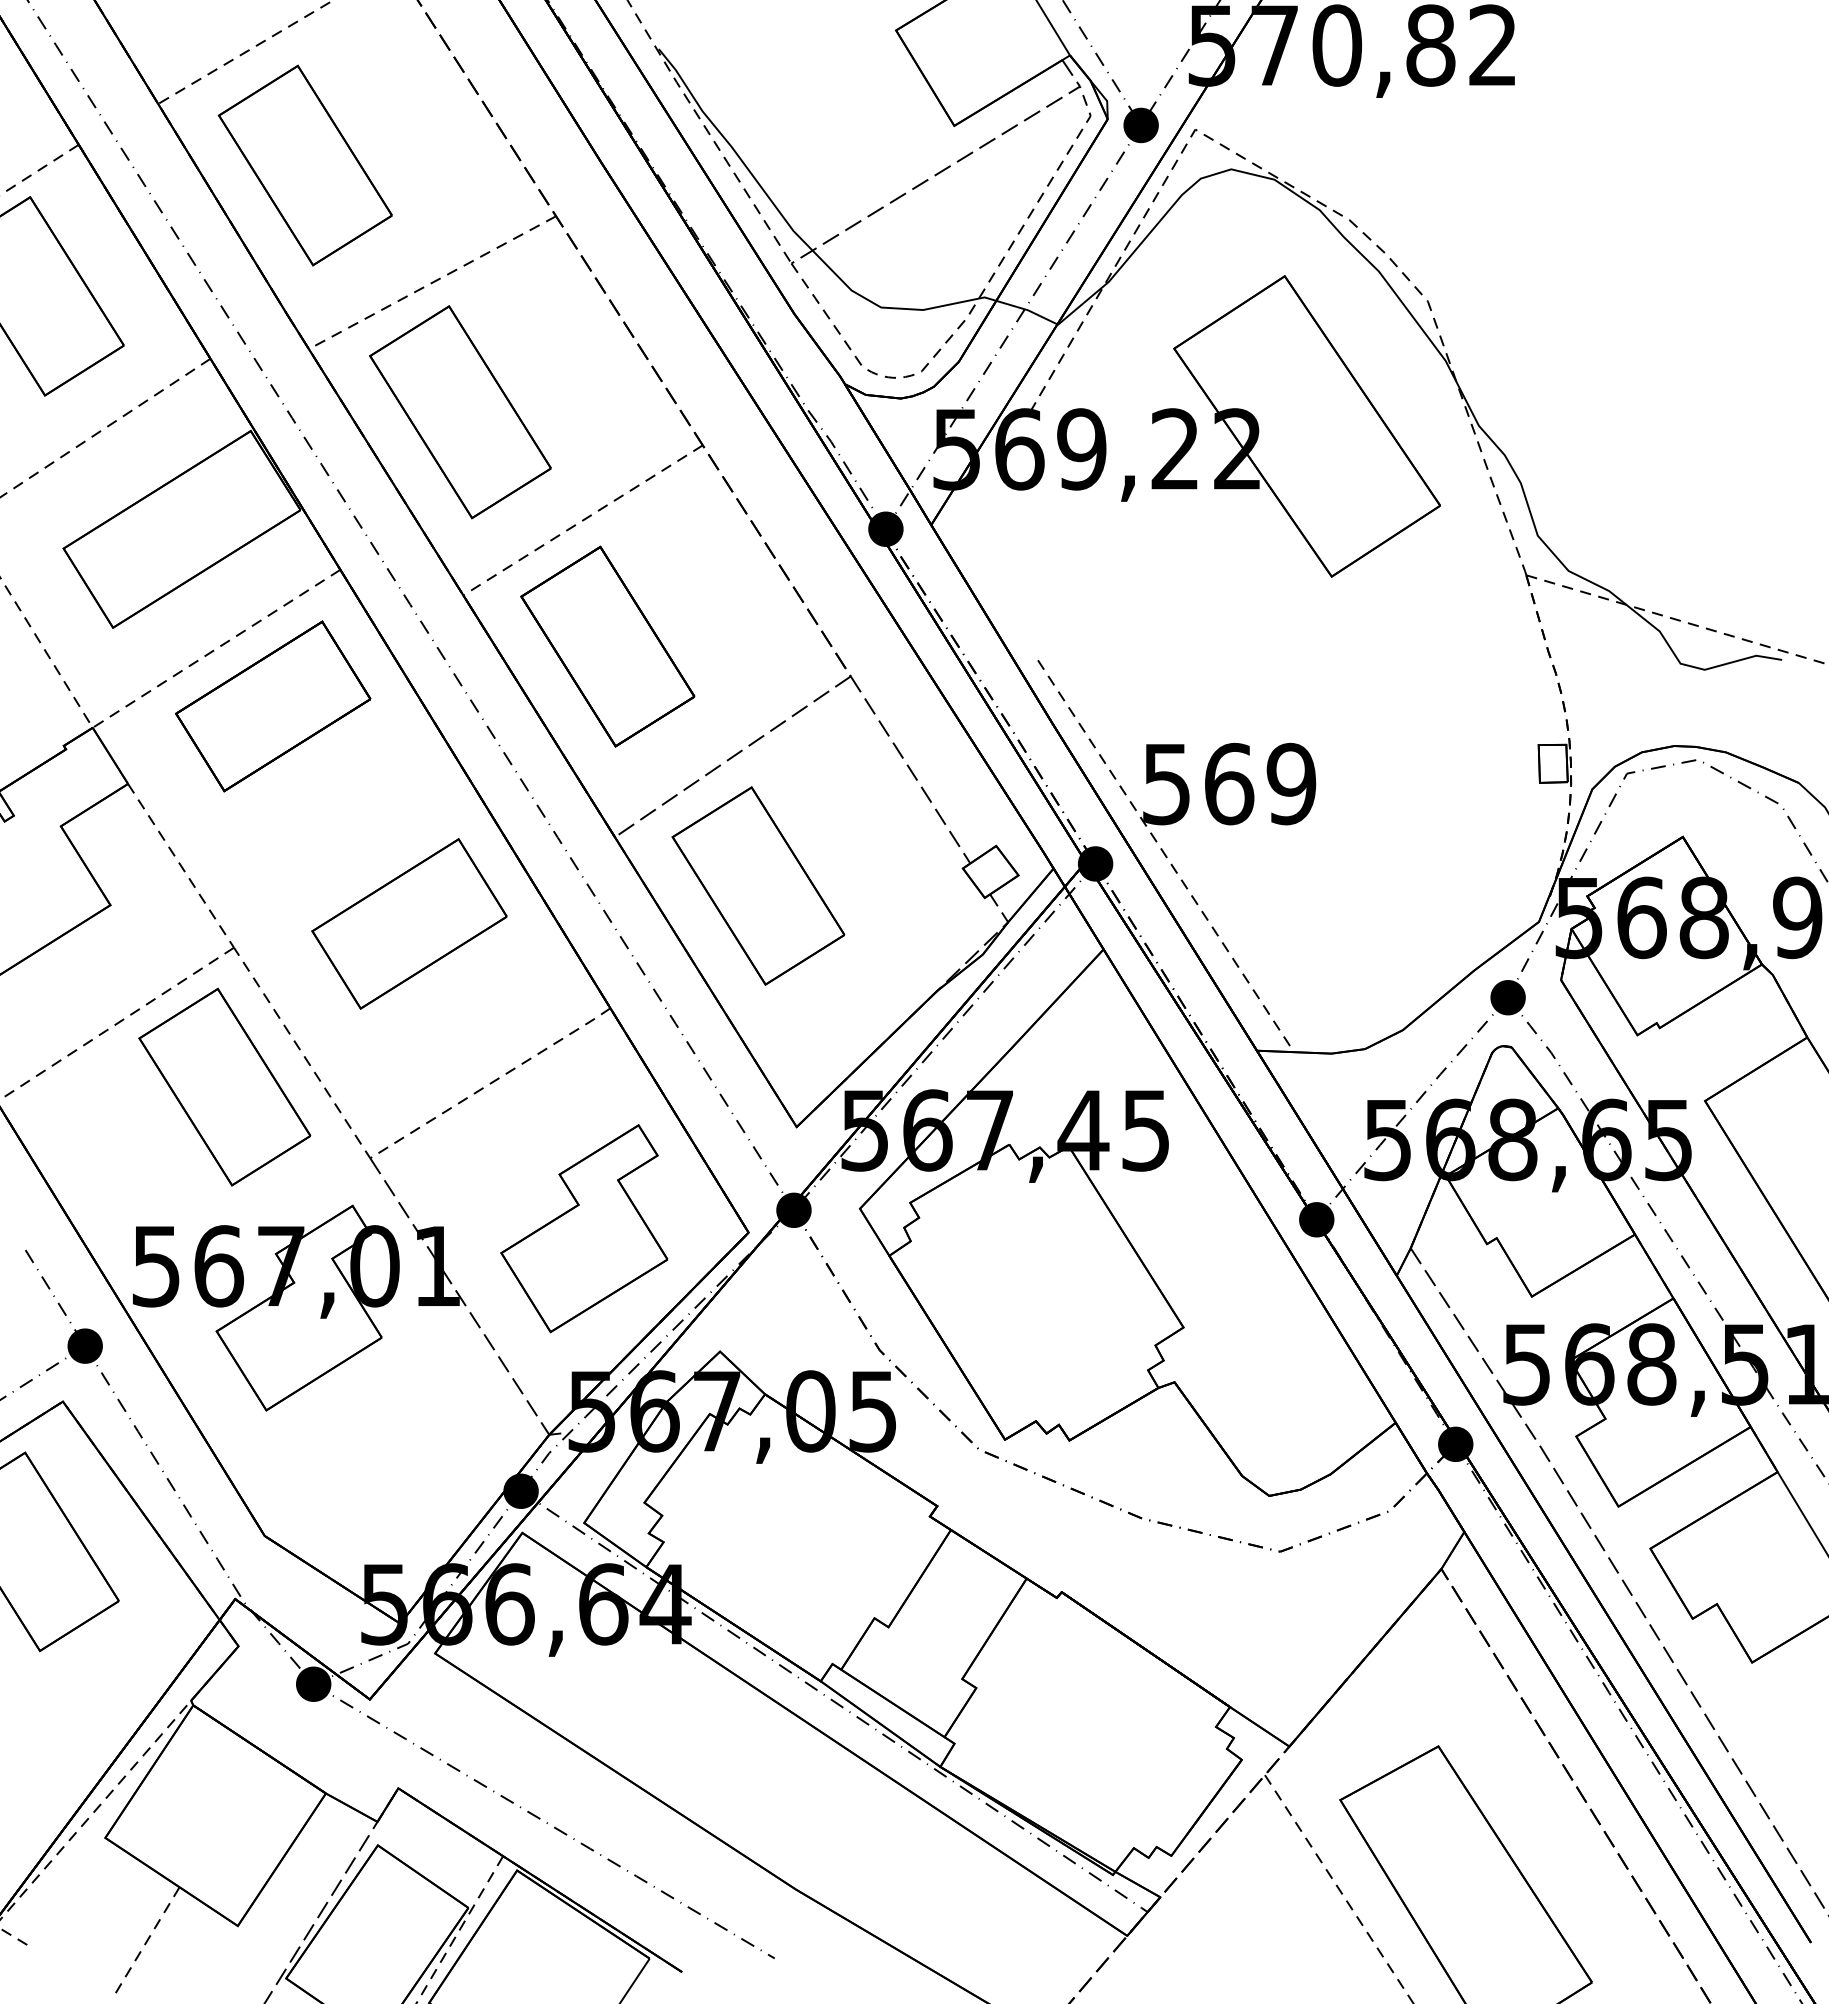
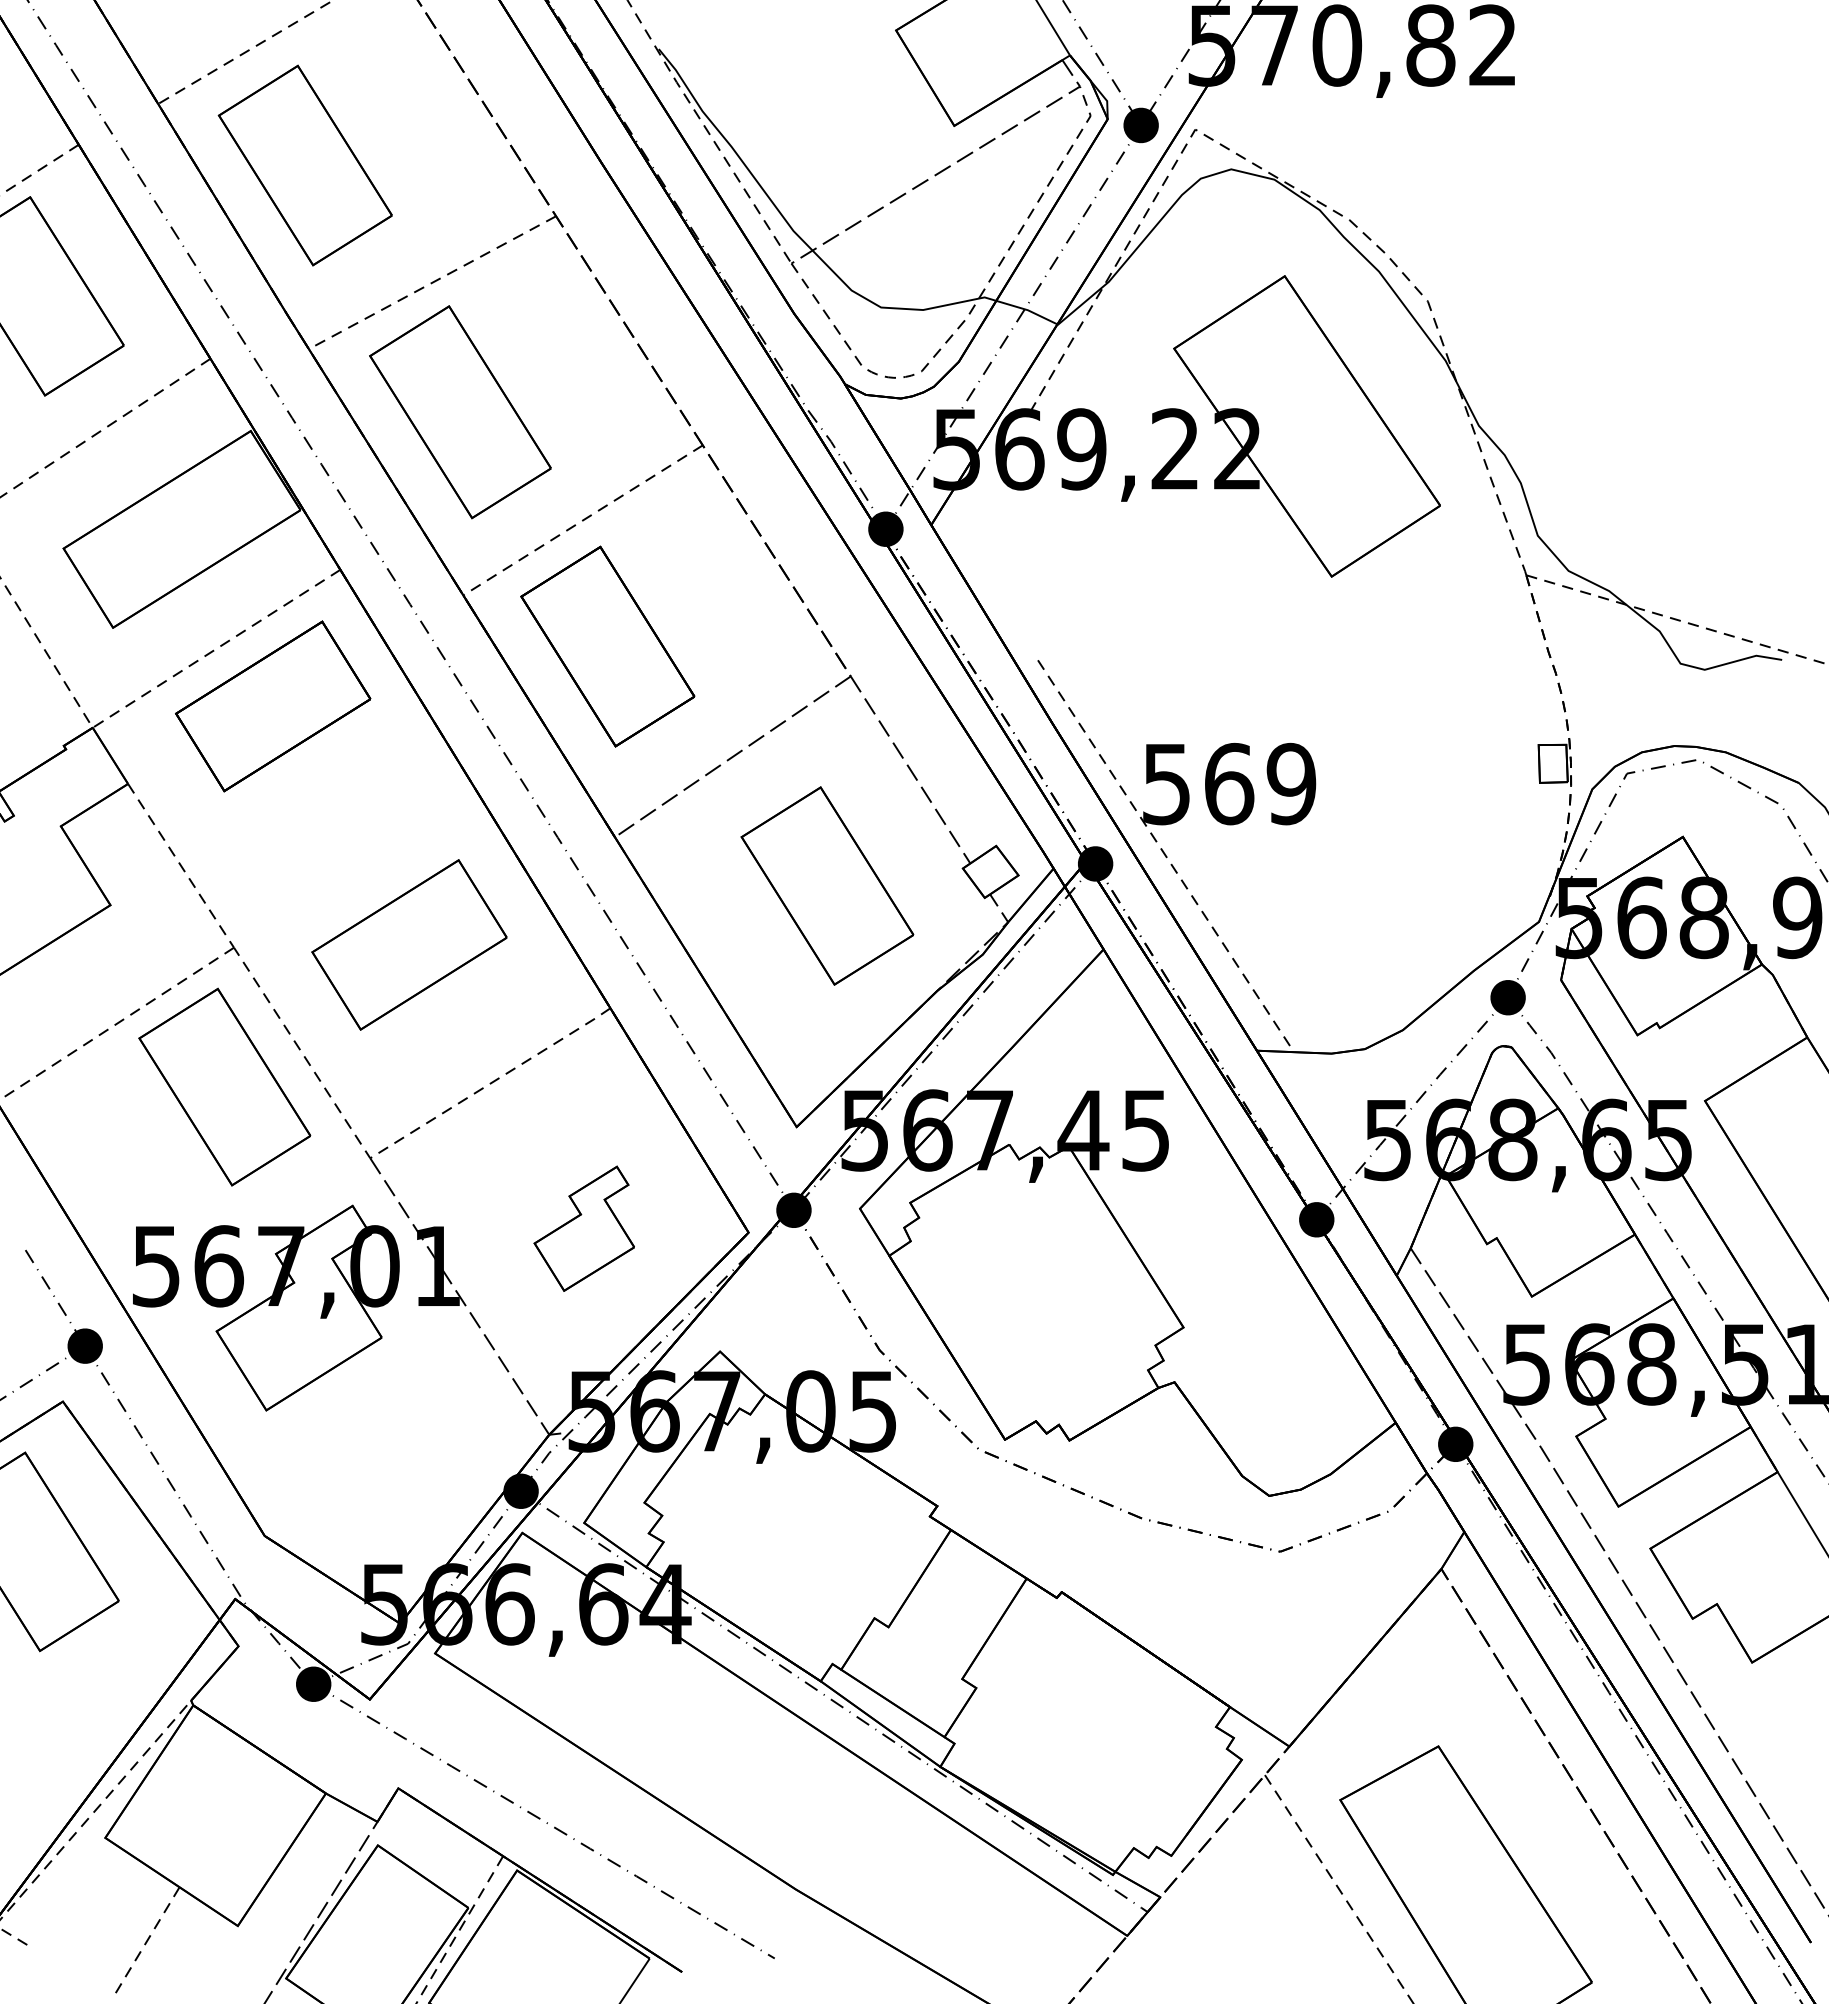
part position: (758, 885) -> (827, 885) (827, 885)
part position: (409, 923) -> (409, 944) (409, 944)
part size: 169x210 px -> 102x127 px (583, 1228)
